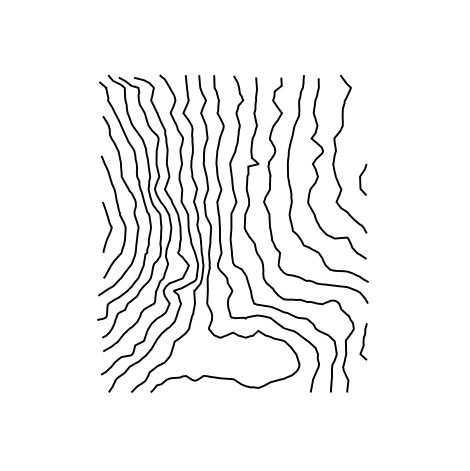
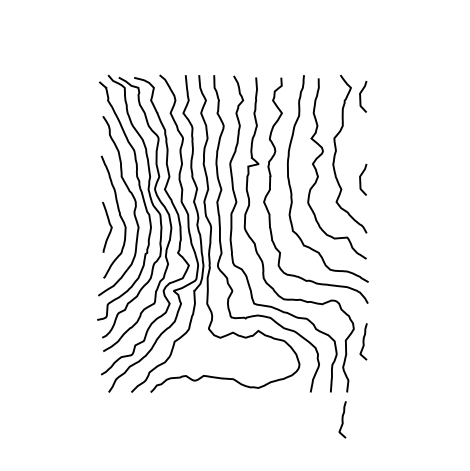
curve: none -> present (361, 97)
curve: none -> present (342, 419)
